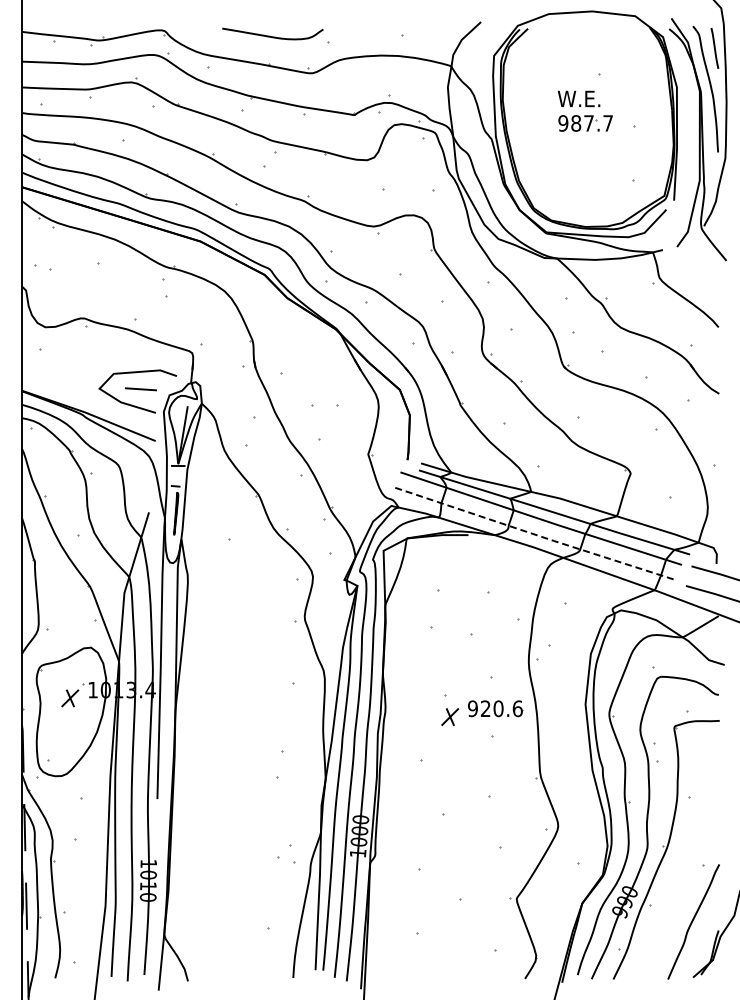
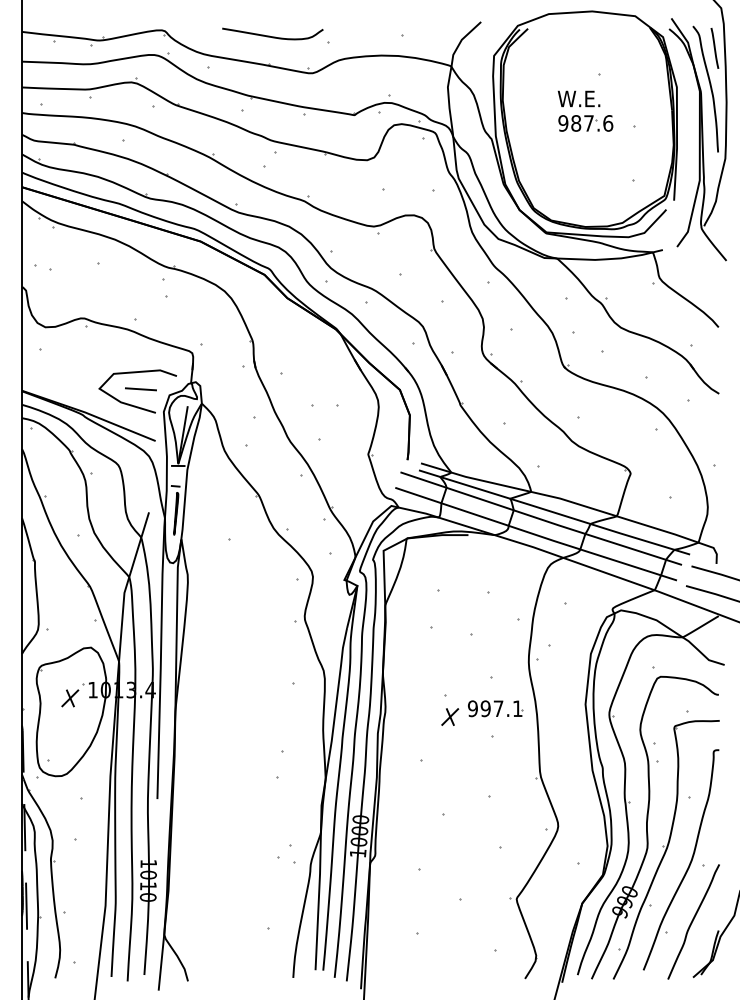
text: 987.7 -> 987.6 (608, 123)
line: dashed -> solid (536, 535)
text: 920.6 -> 997.1 (501, 708)
part: none -> present (689, 862)
